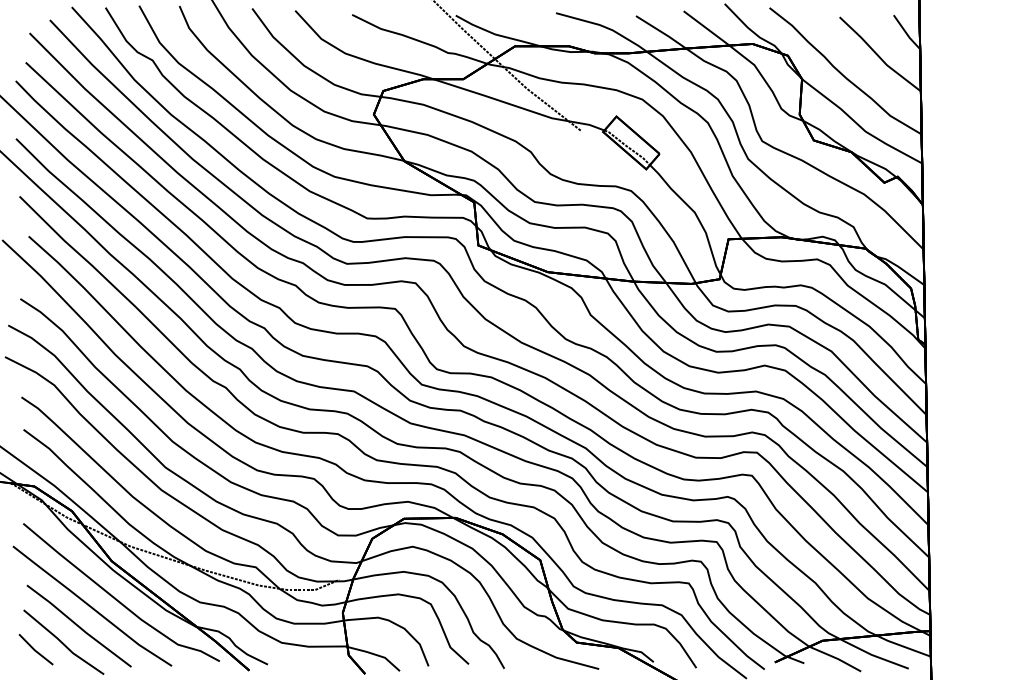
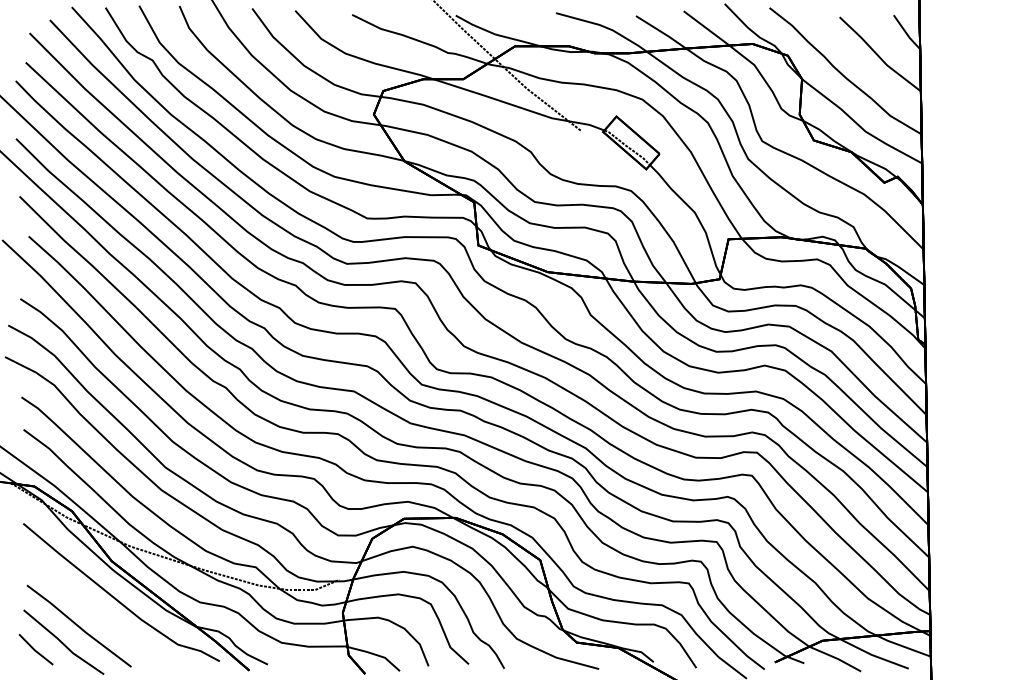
line: present -> none (91, 606)
